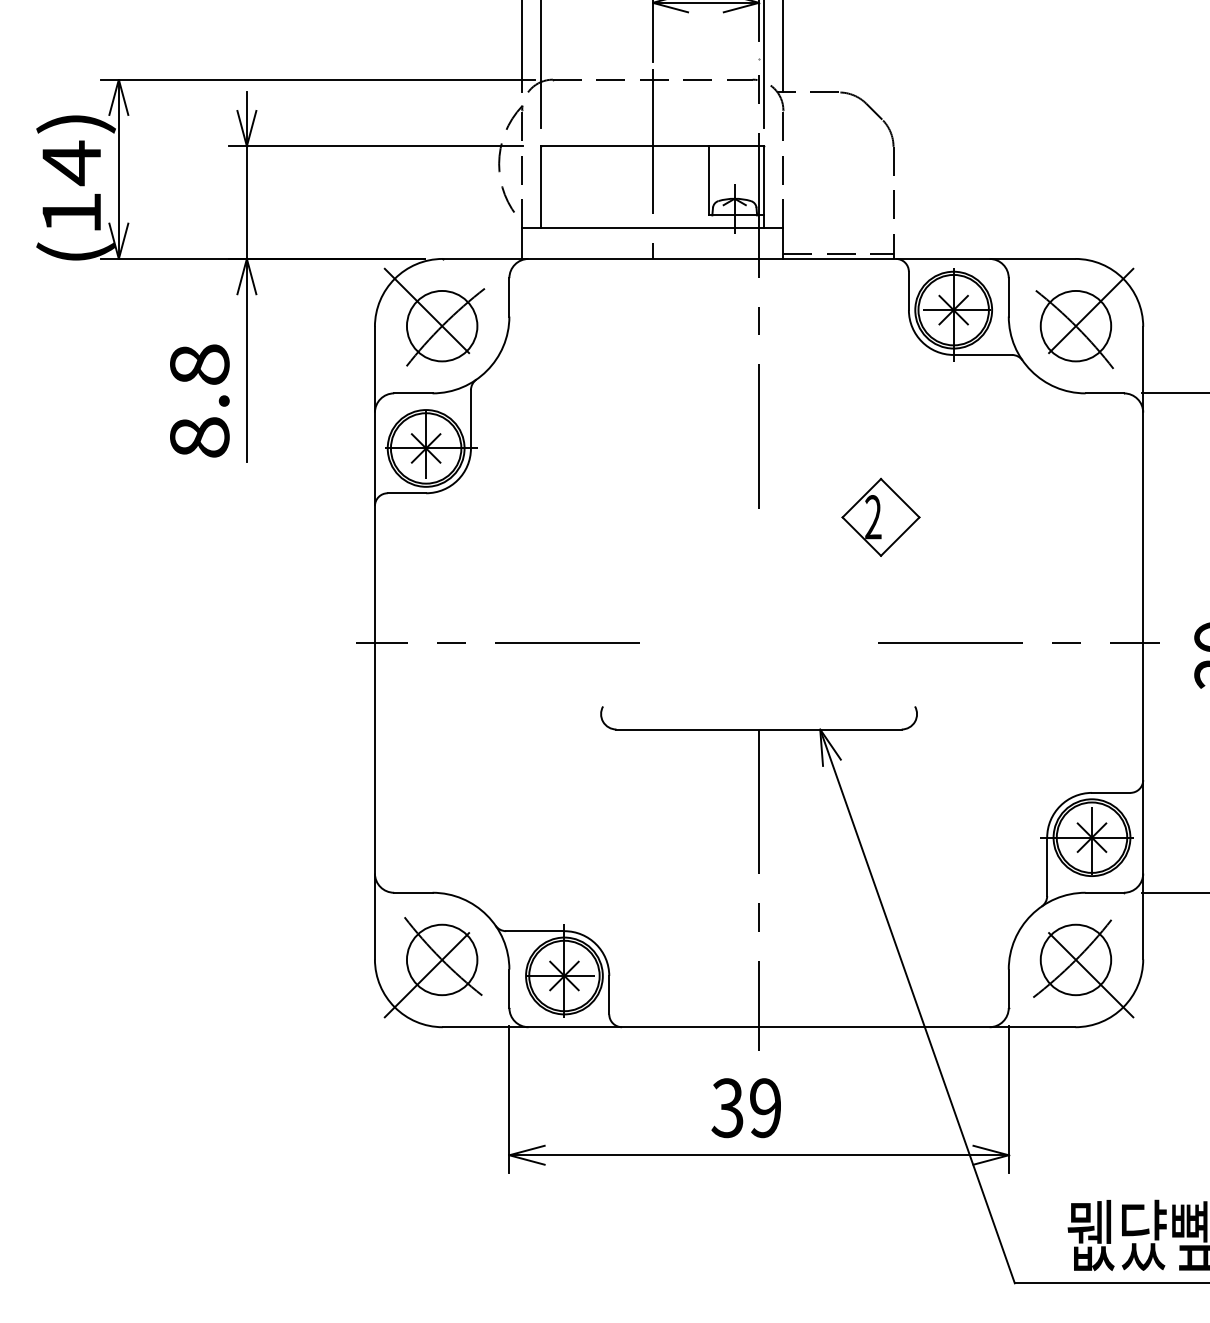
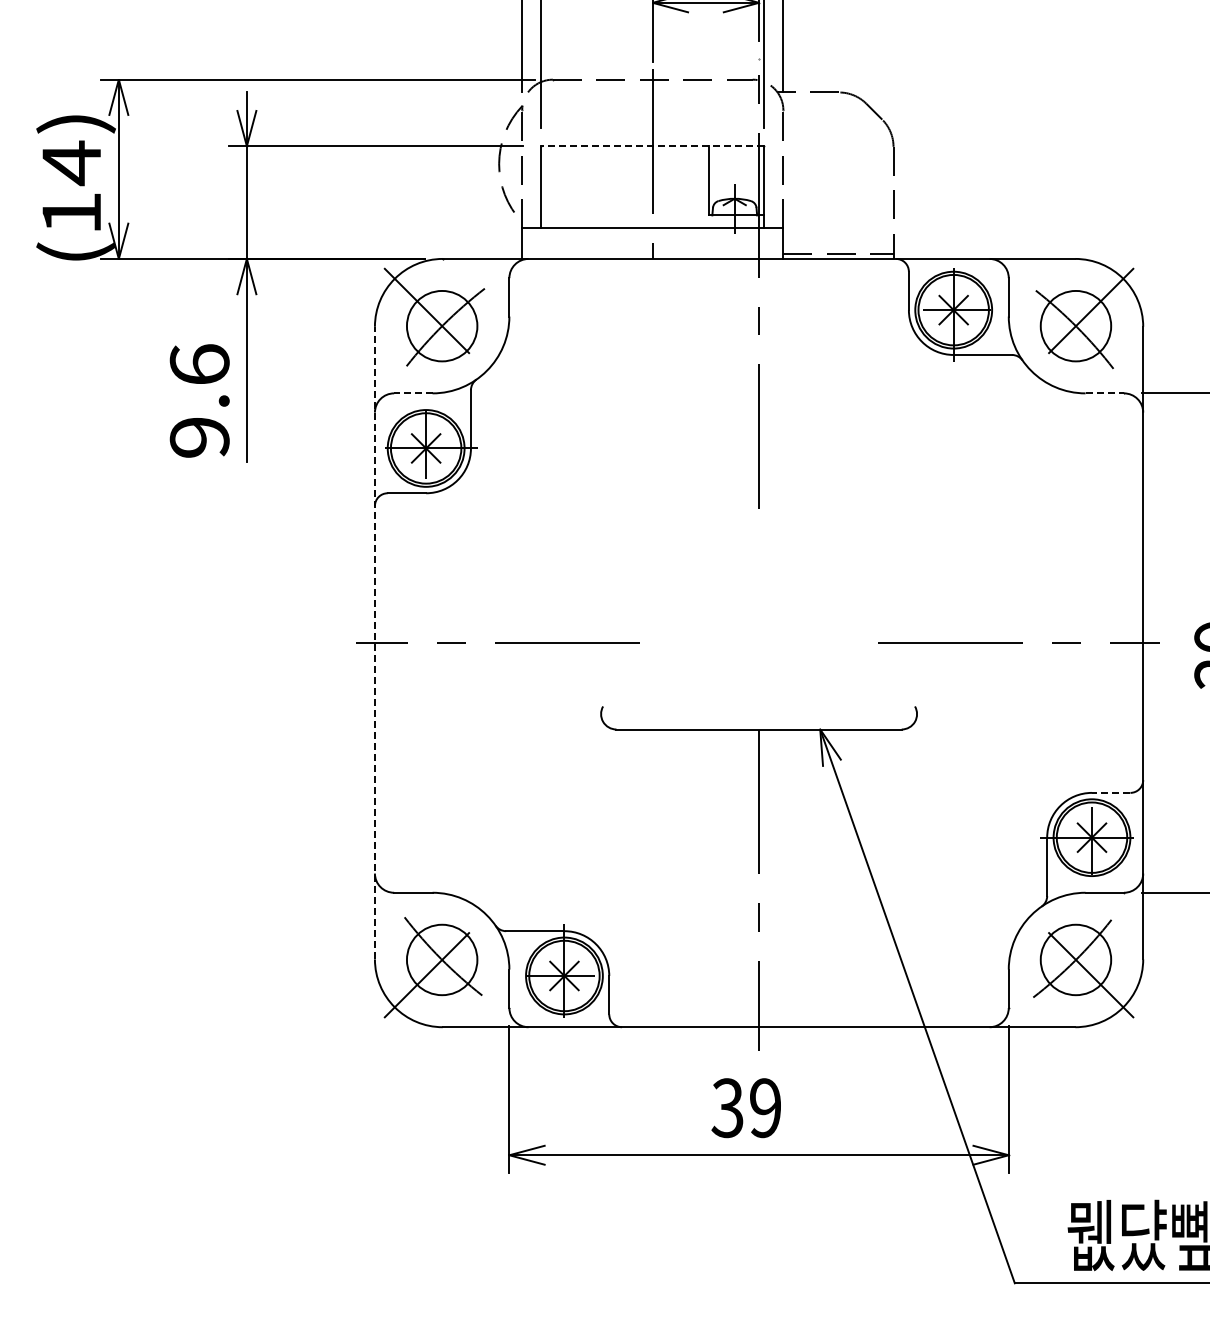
line: solid -> dashed (652, 146)
line: solid -> dashed (412, 393)
line: solid -> dashed (1105, 393)
text: 8.8 -> 9.6 (199, 400)
part: present -> none (880, 516)
line: solid -> dashed (374, 642)
line: solid -> dashed (1110, 792)
